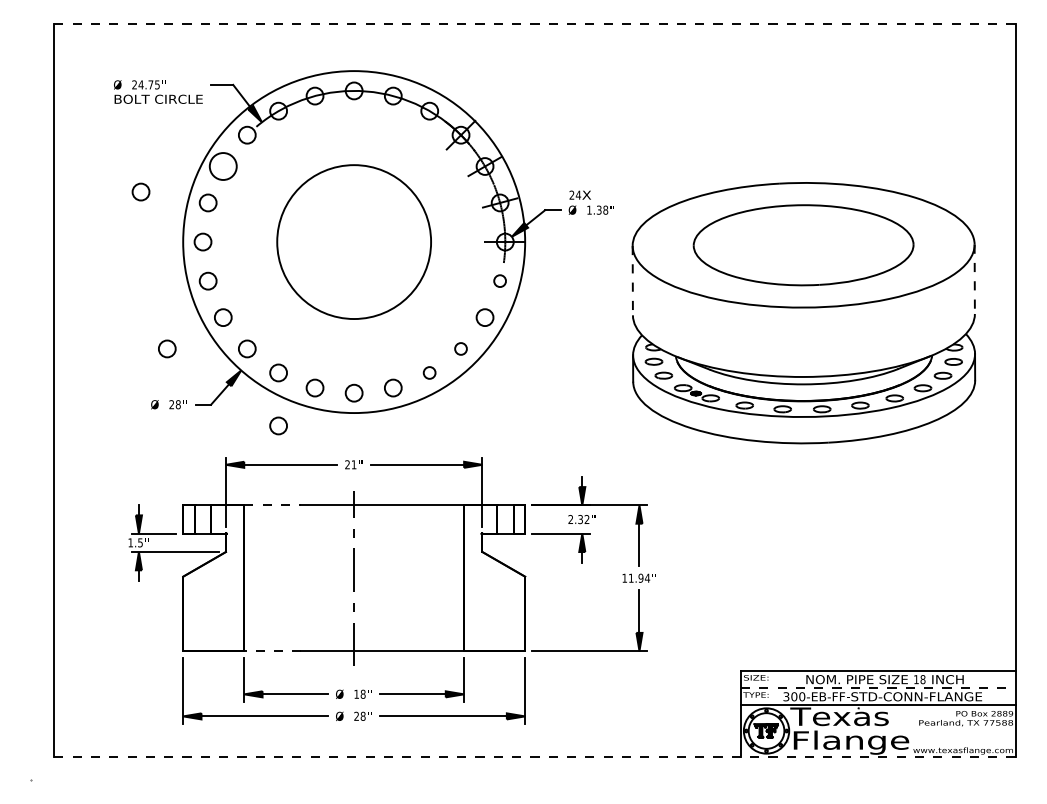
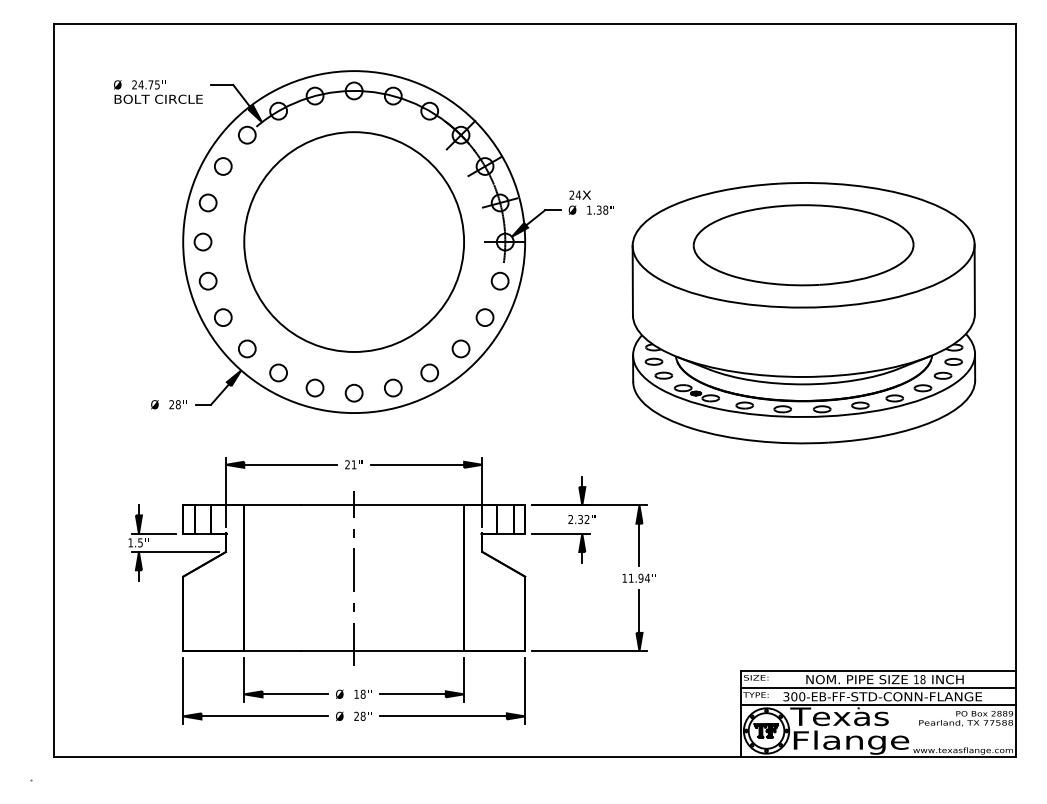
line: dashed -> solid (534, 24)
circle diameter: 27 px -> 17 px (222, 166)
circle: present -> none (140, 191)
circle diameter: 154 px -> 220 px (354, 242)
line: dashed -> solid (974, 279)
circle size: 14x14 px -> 20x20 px (499, 280)
line: dashed -> solid (632, 280)
circle: present -> none (167, 348)
circle size: 14x14 px -> 20x20 px (460, 348)
circle size: 15x14 px -> 19x20 px (429, 372)
circle: present -> none (278, 425)
line: dashed -> solid (272, 505)
line: dashed -> solid (272, 651)
line: dashed -> solid (878, 688)
line: dashed -> solid (534, 756)
